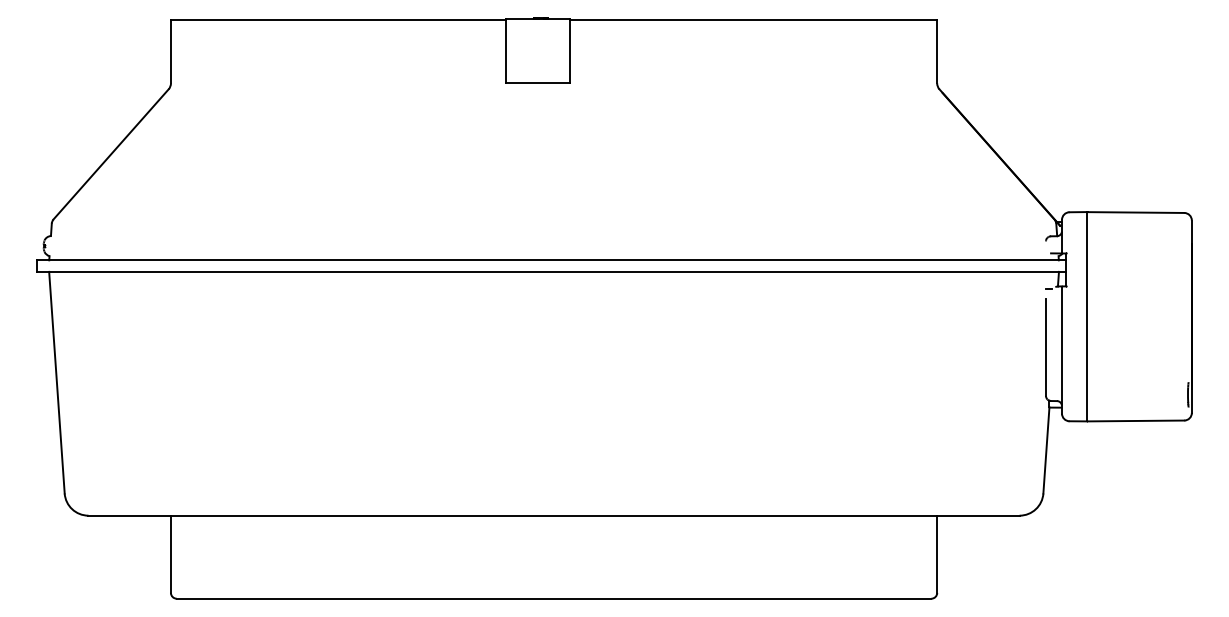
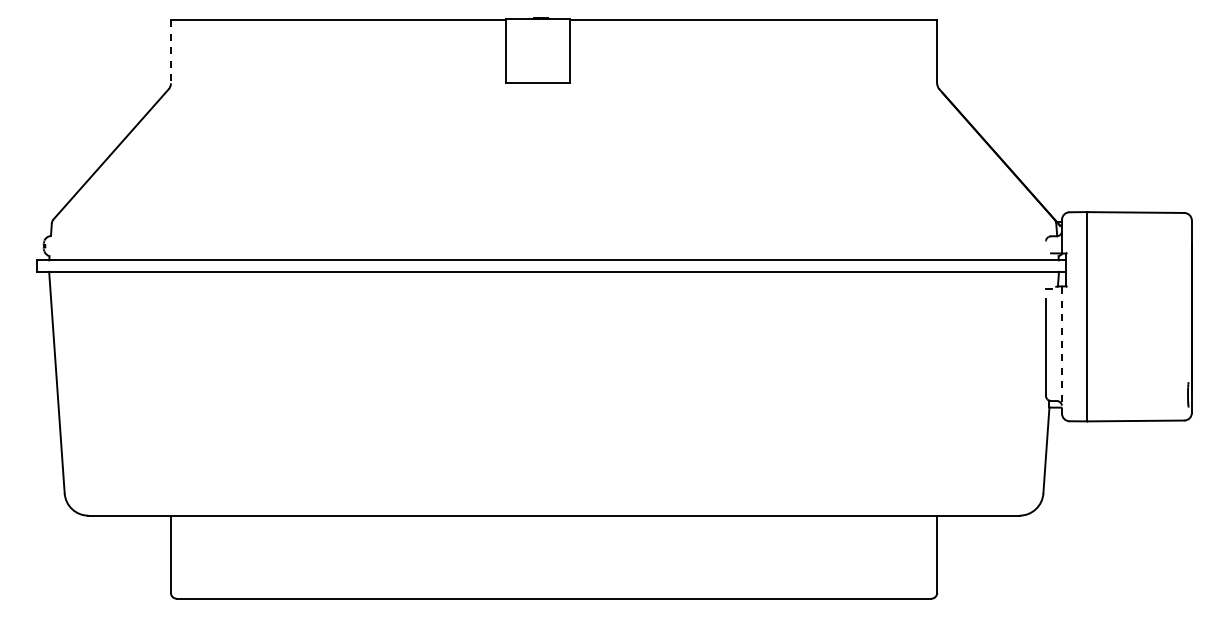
line: solid -> dashed (170, 51)
line: solid -> dashed (1062, 350)
